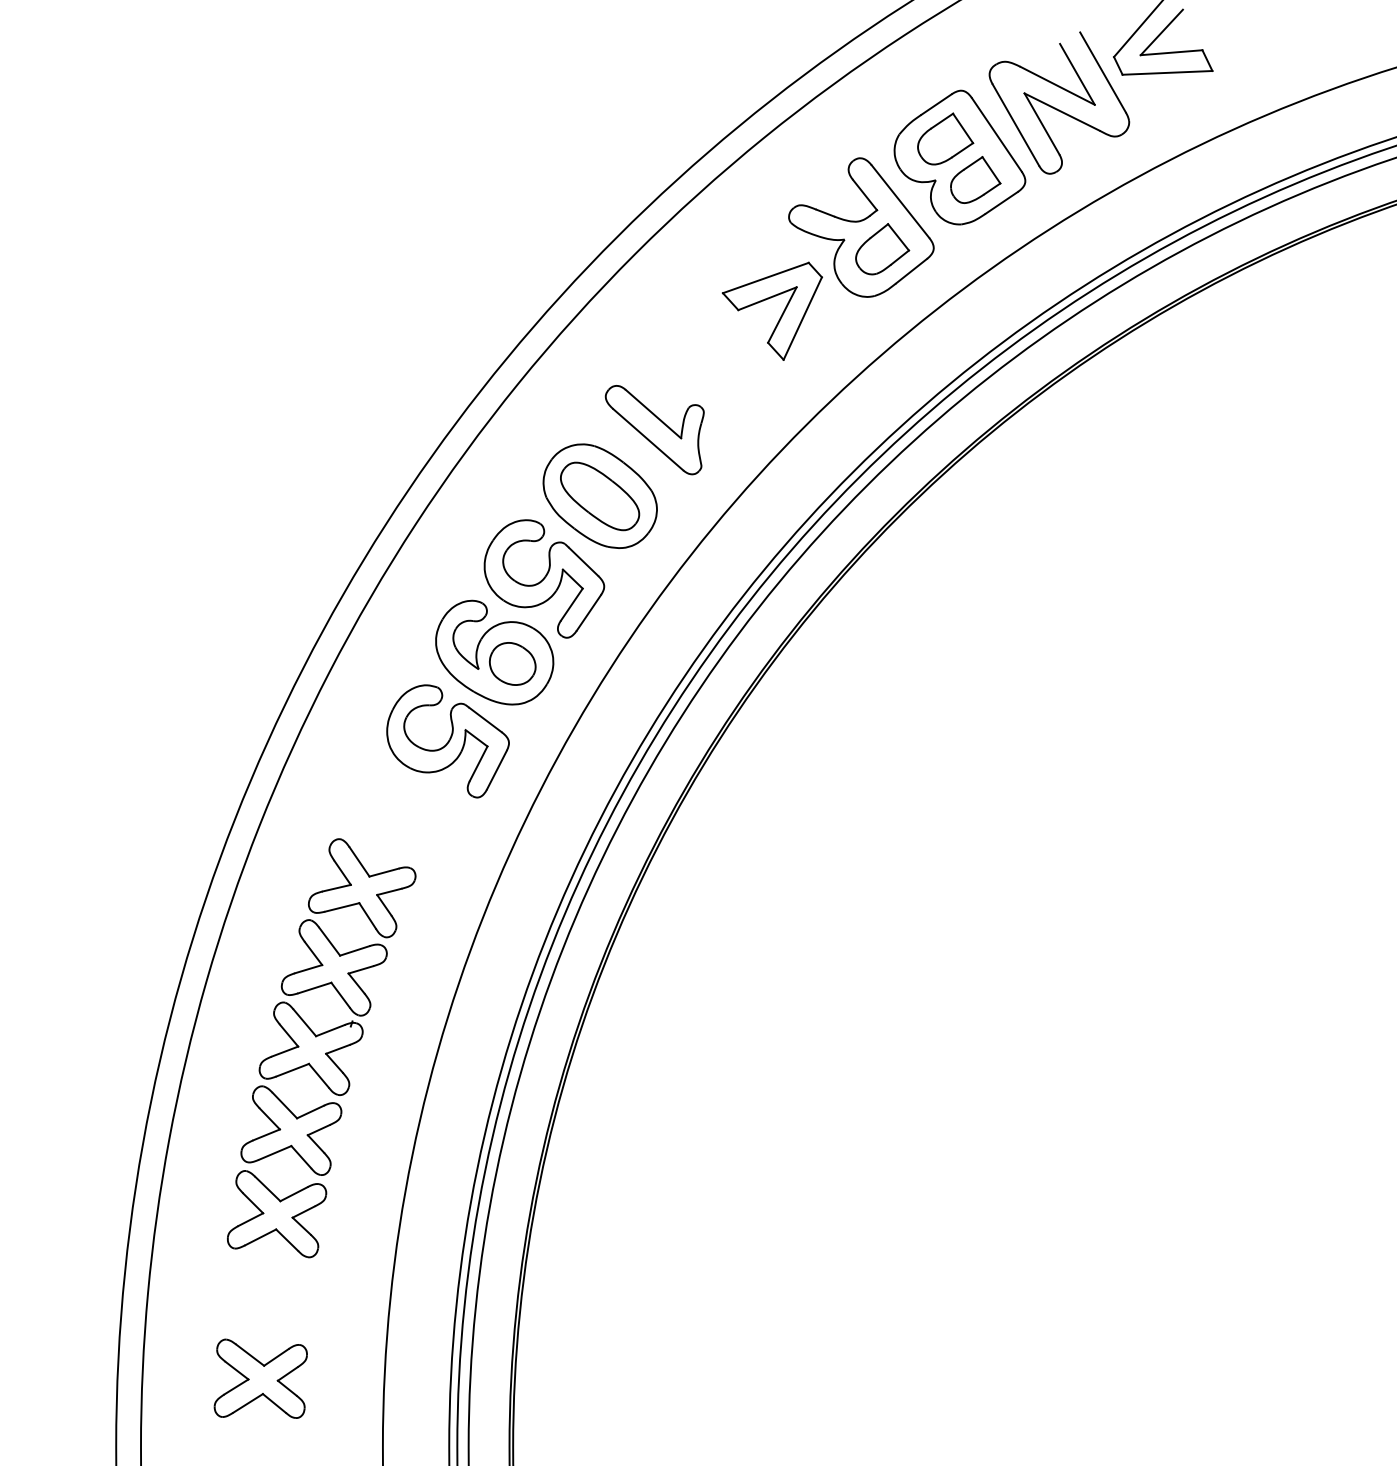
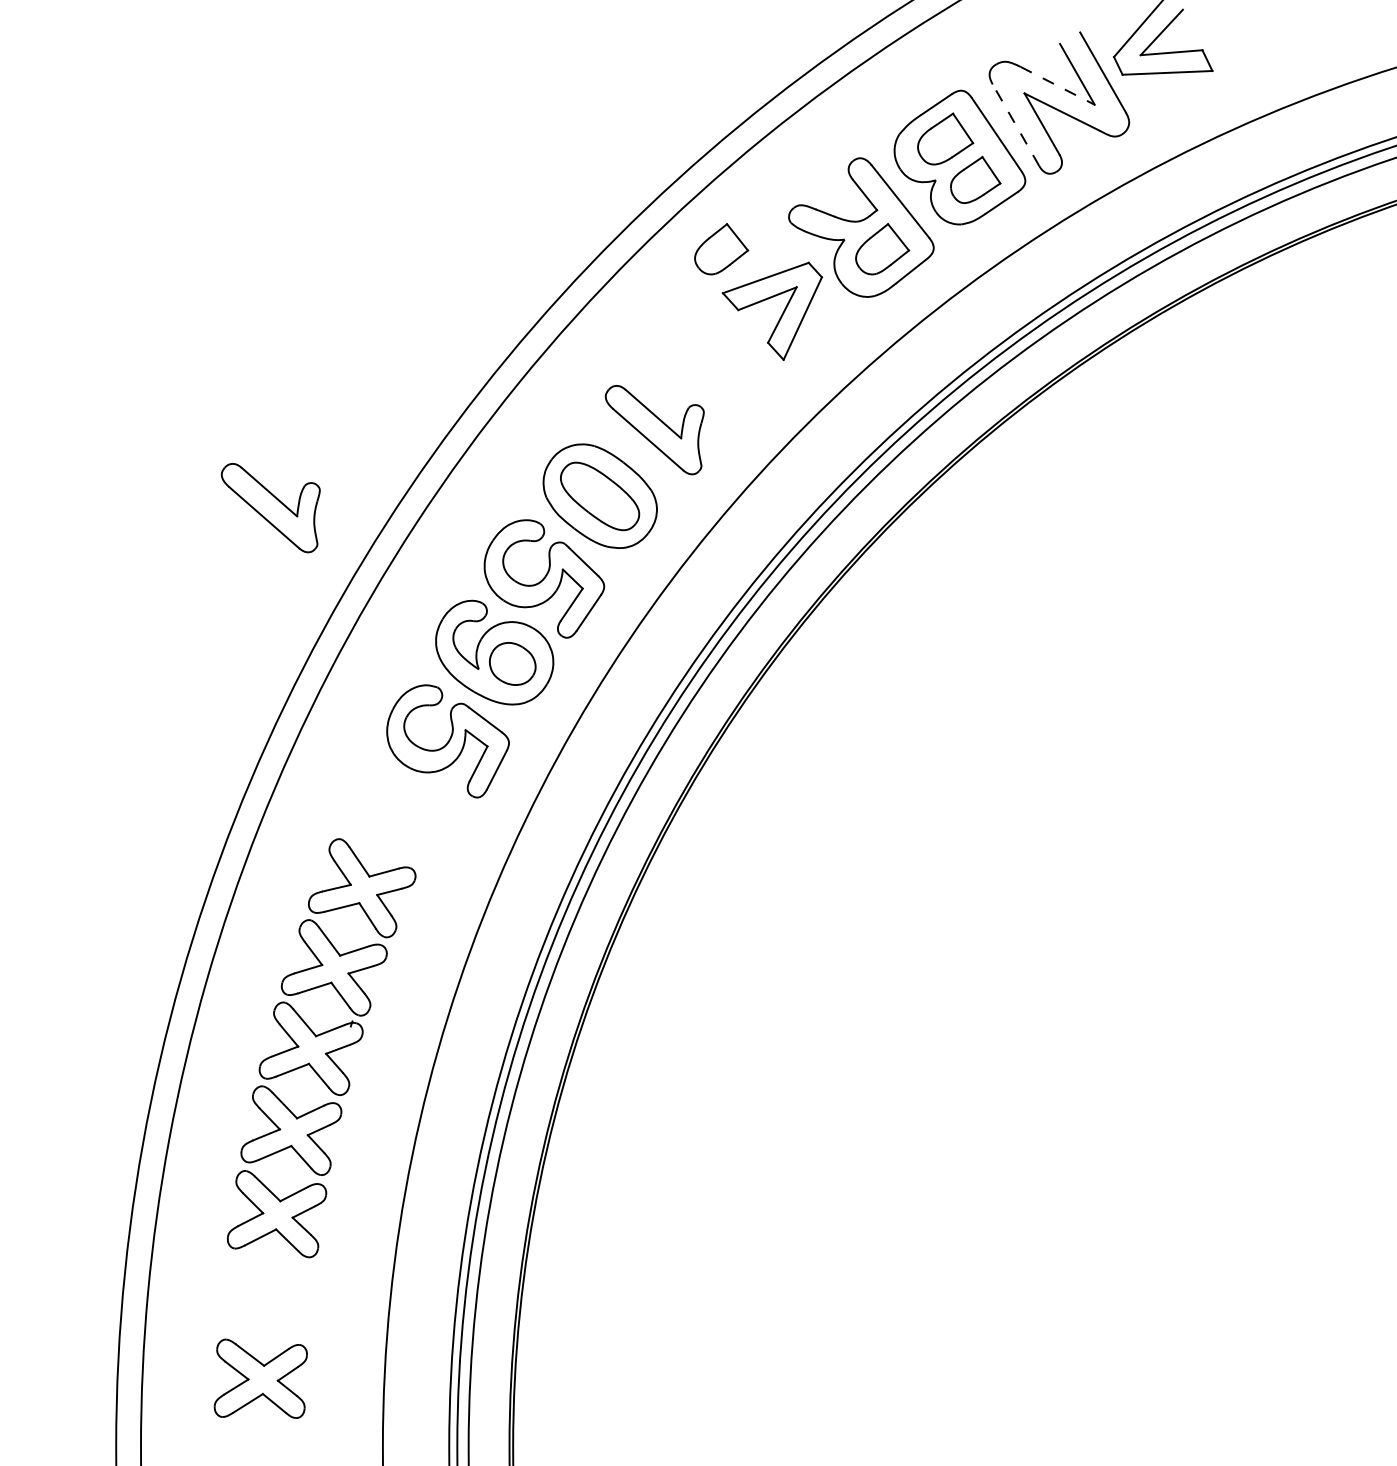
line: solid -> dashed (1057, 85)
line: solid -> dashed (1015, 125)
part: none -> present (721, 249)
part: none -> present (270, 508)
